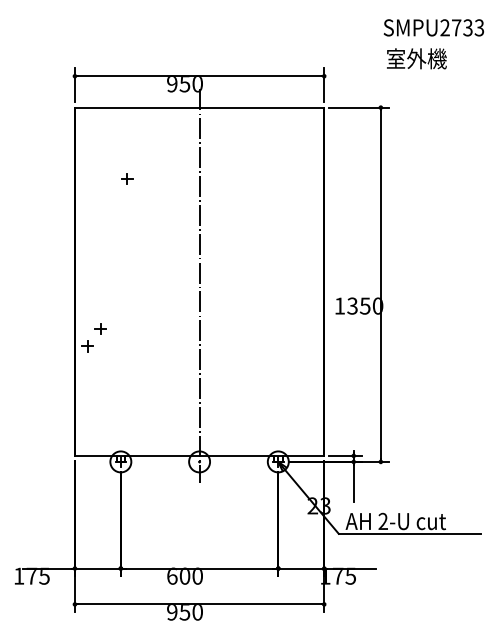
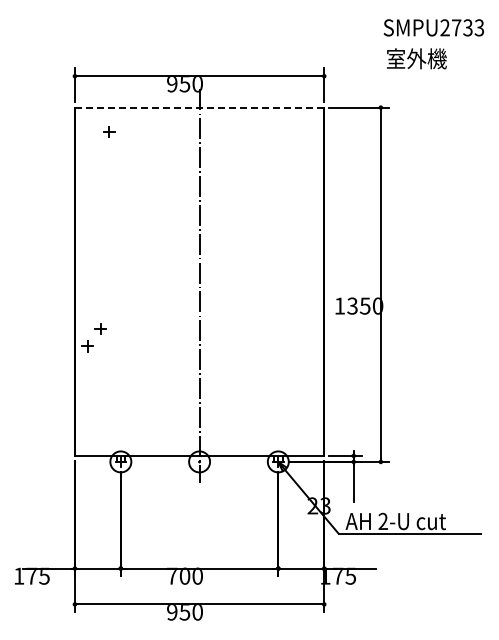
line: solid -> dashed (199, 107)
part position: (127, 178) -> (109, 131) (109, 131)
text: 600 -> 700 (172, 575)
